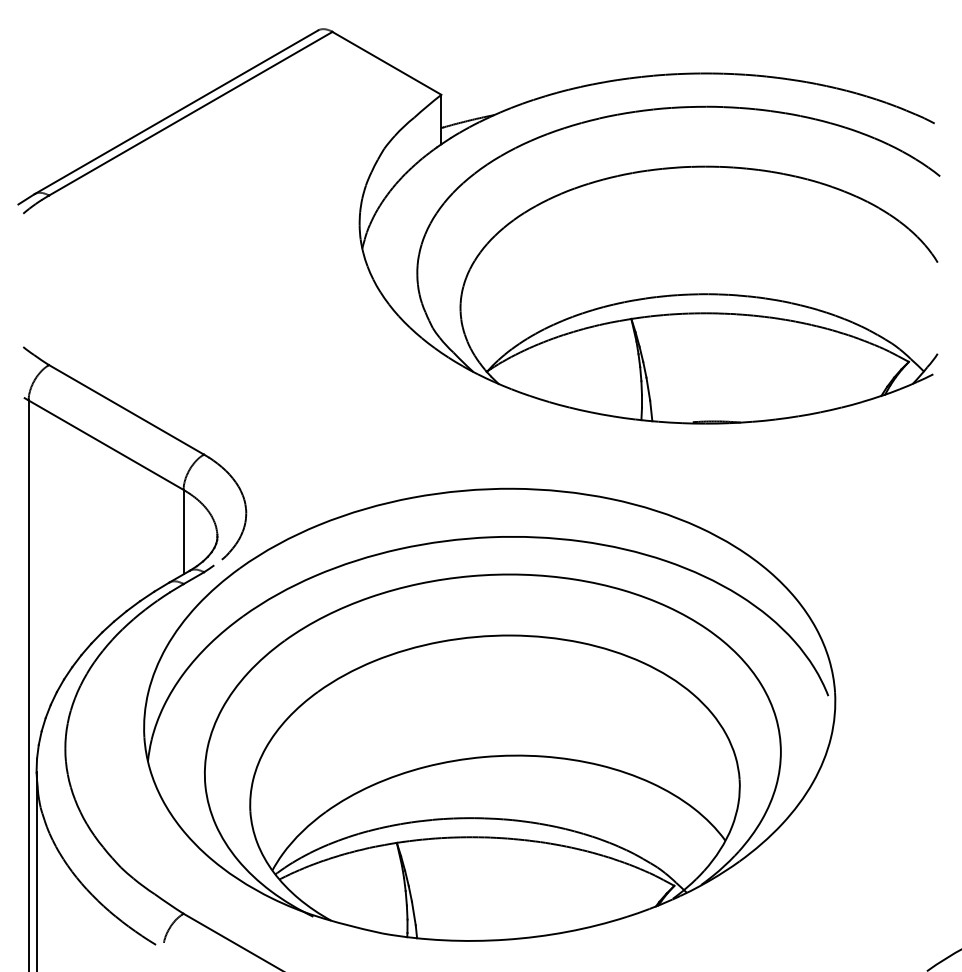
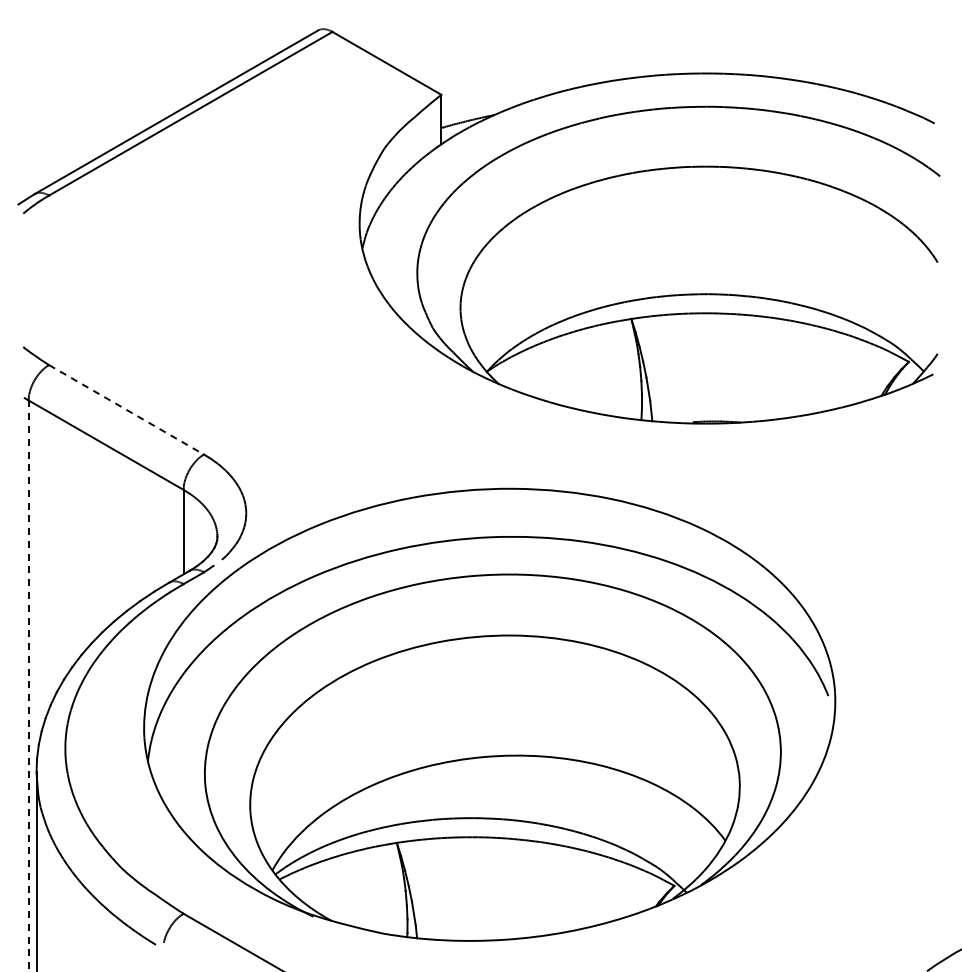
line: solid -> dashed (126, 410)
line: solid -> dashed (28, 686)
